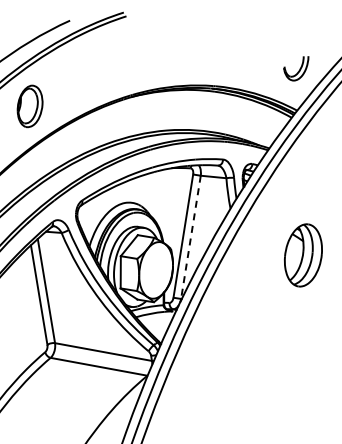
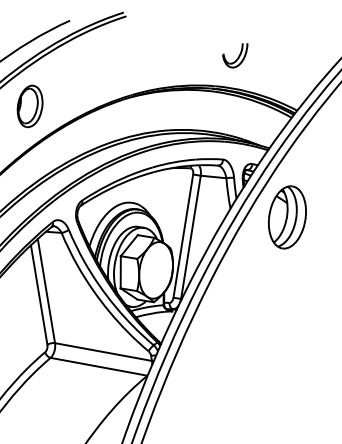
part position: (296, 68) -> (235, 55) (235, 55)
line: dashed -> solid (190, 237)
part position: (303, 255) -> (287, 217) (287, 217)
